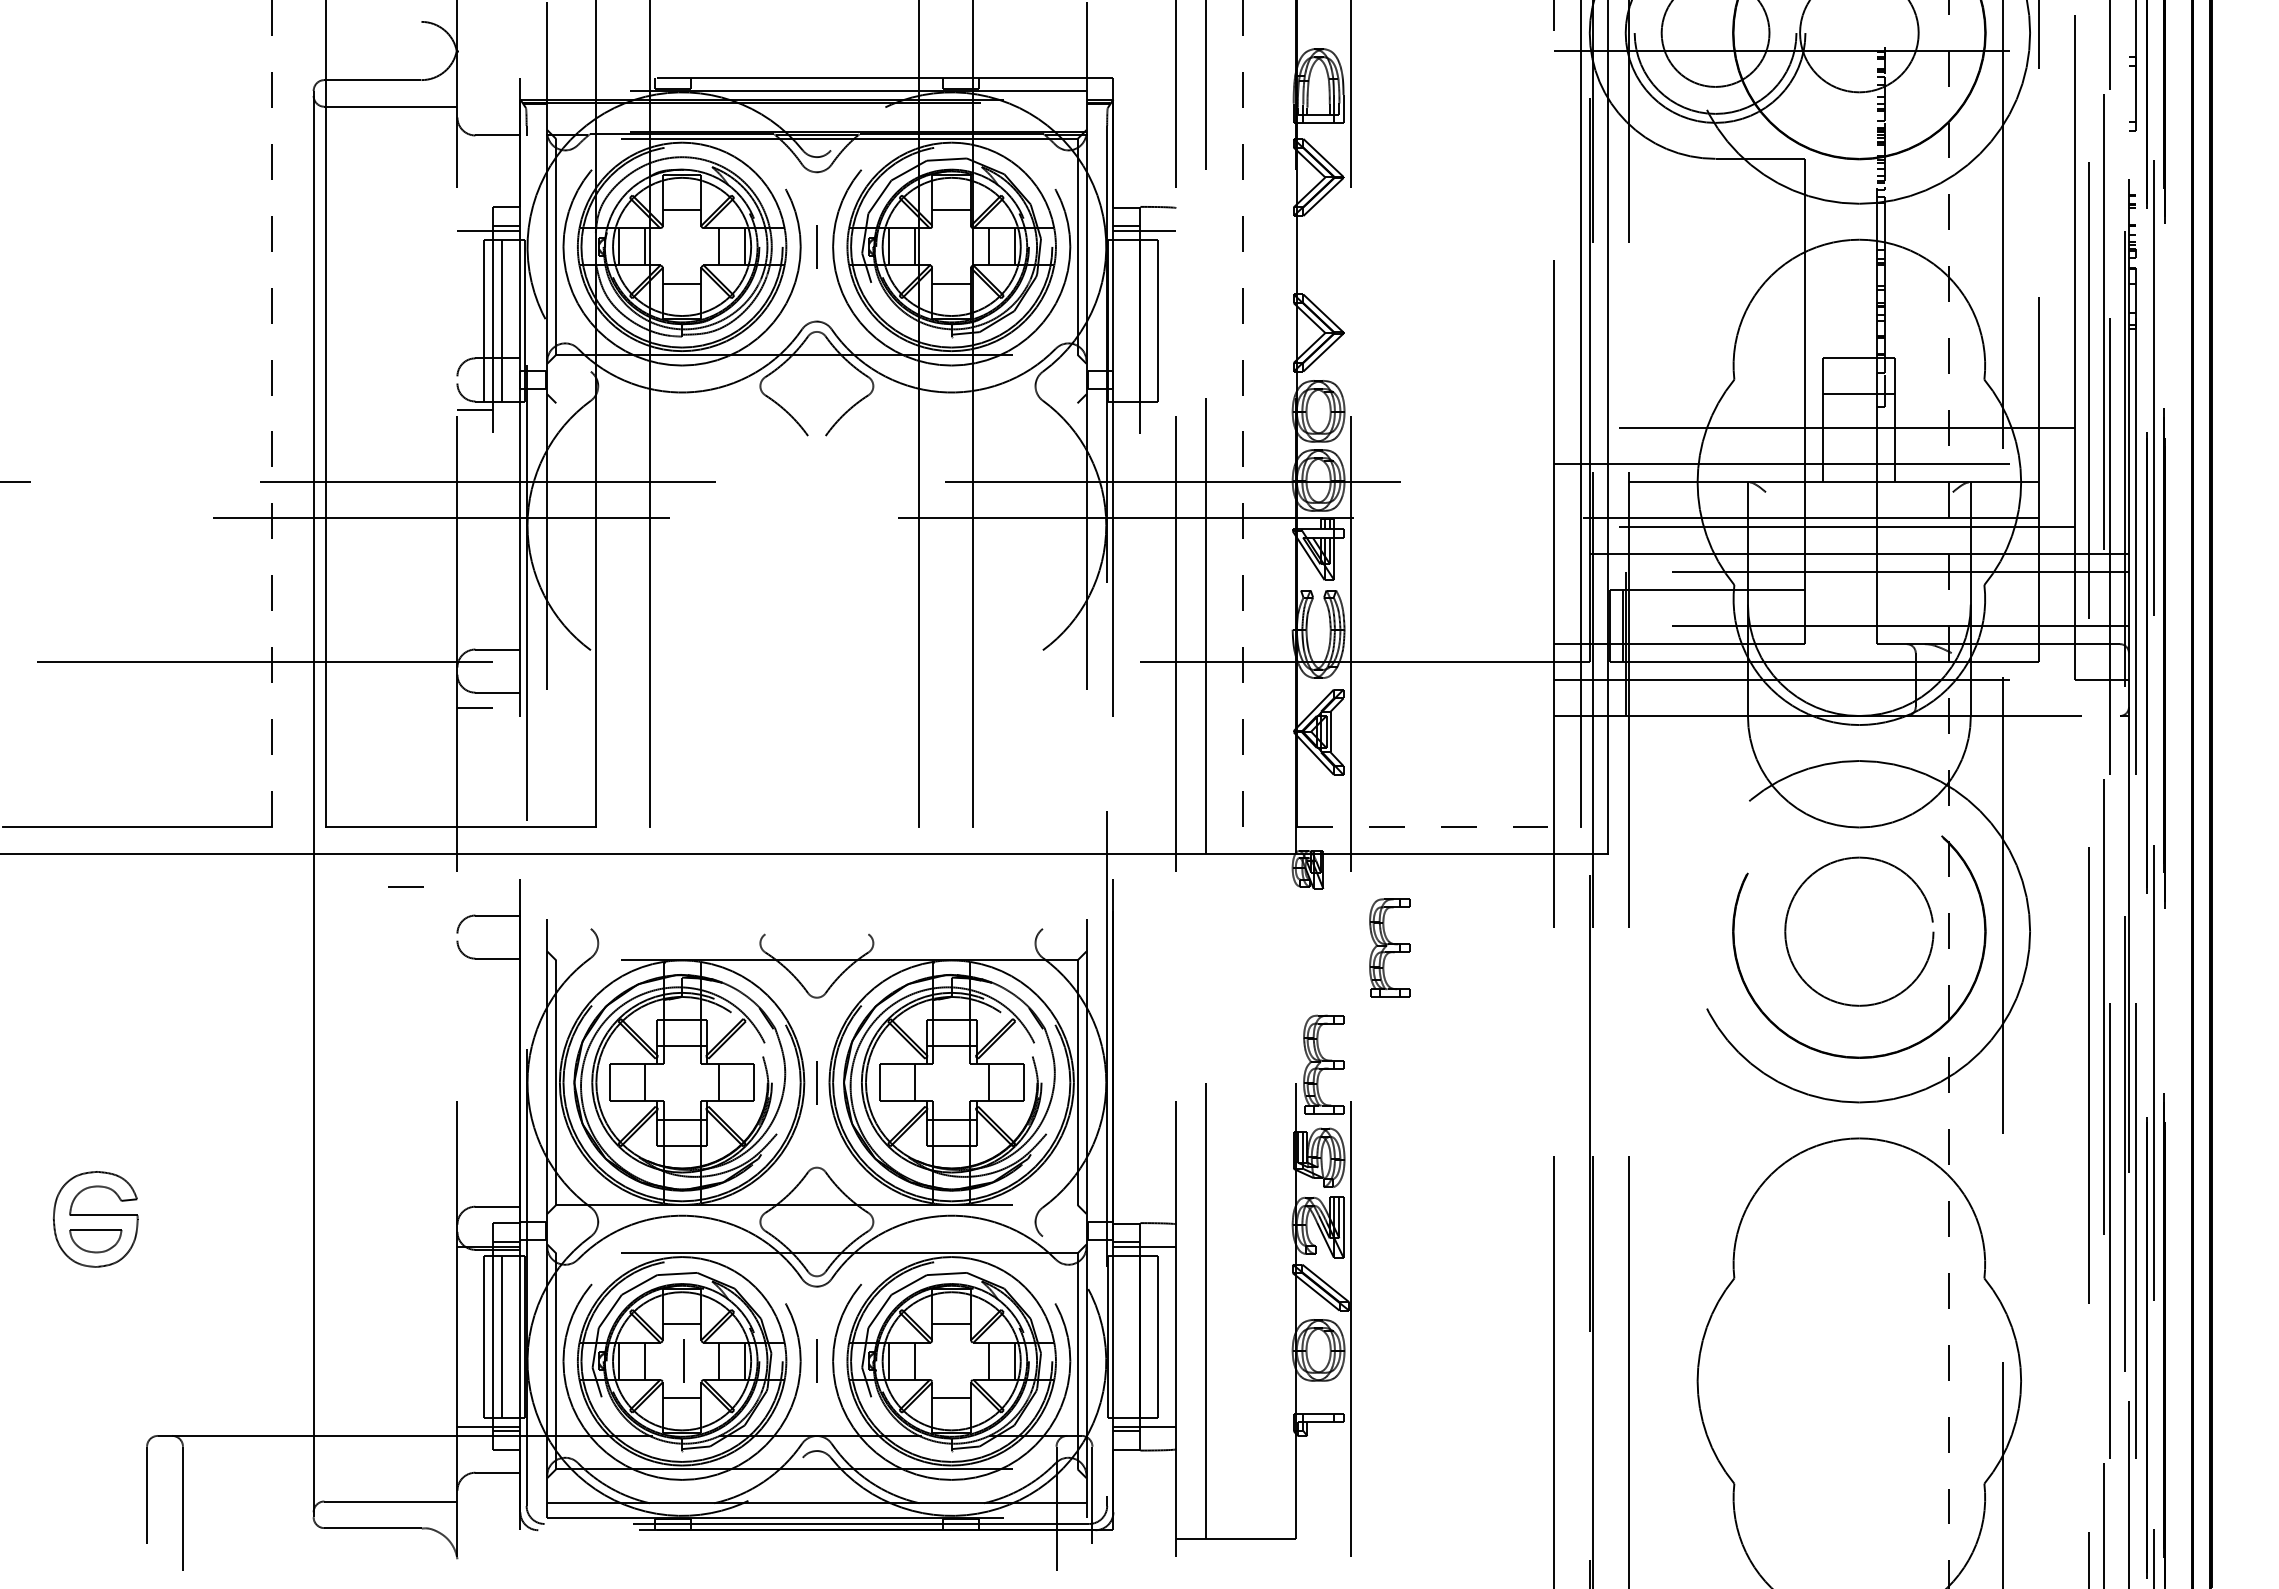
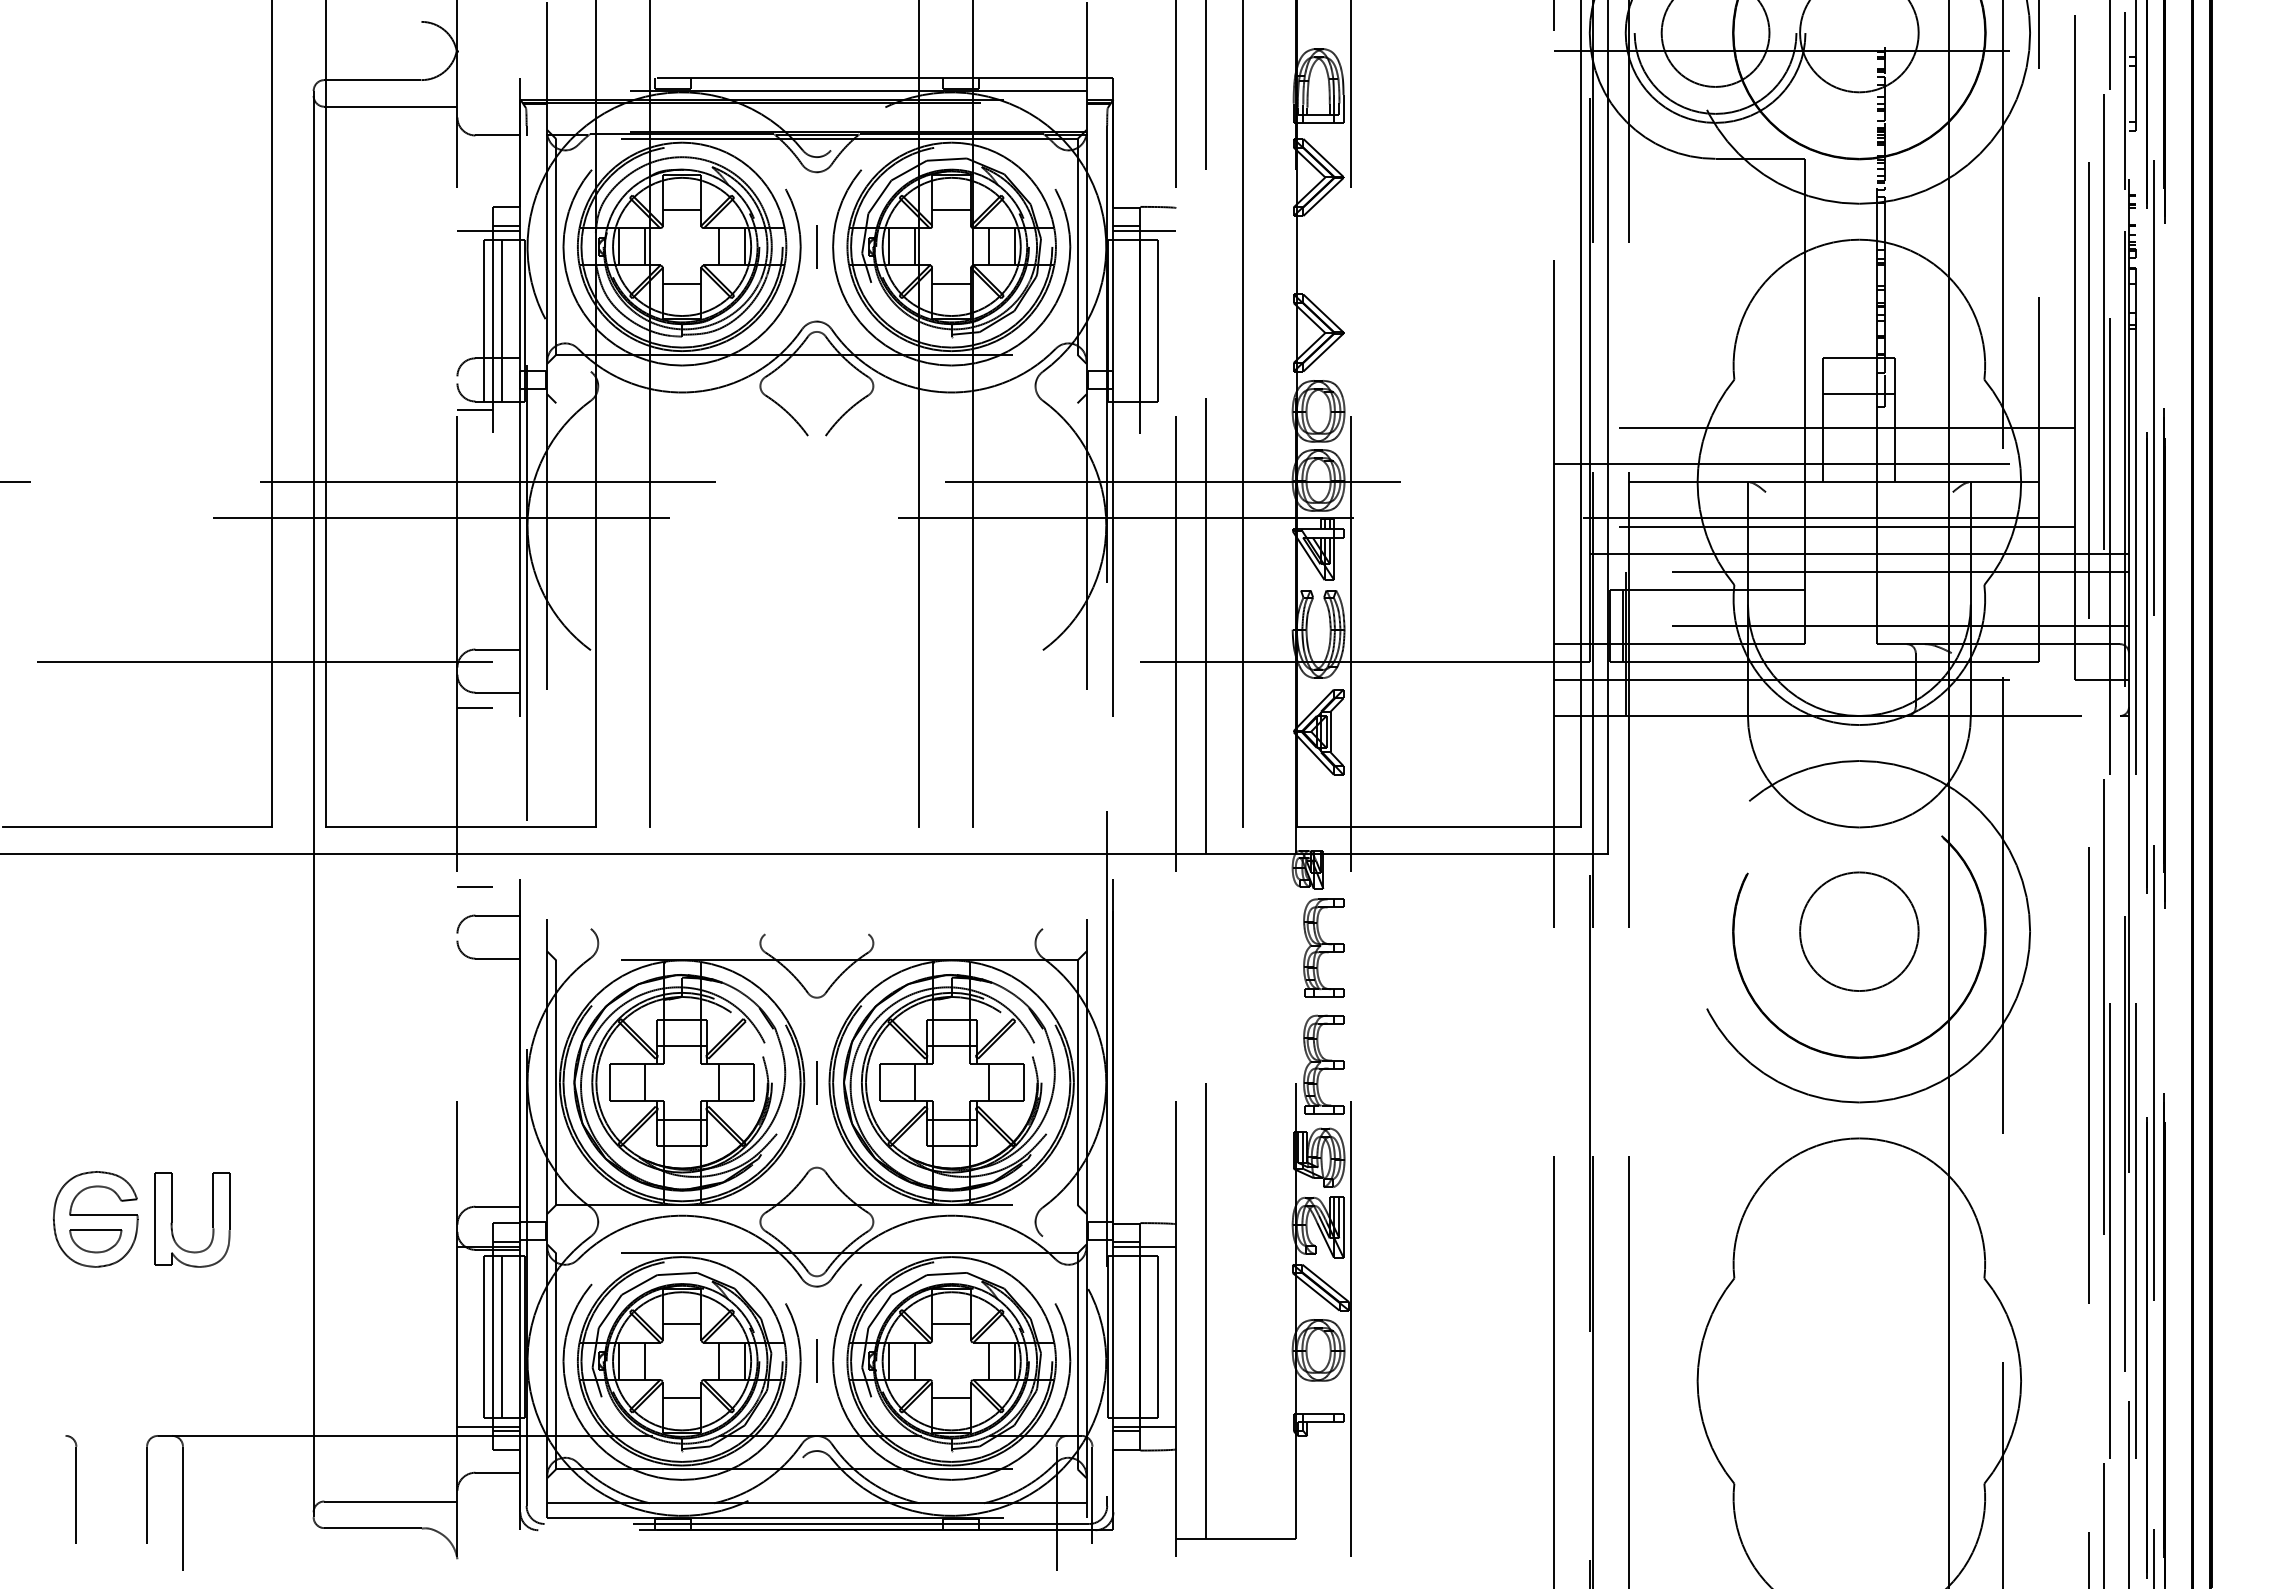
line: none -> present (2125, 100)
line: dashed -> solid (272, 413)
line: dashed -> solid (1242, 413)
line: dashed -> solid (1949, 794)
line: dashed -> solid (1438, 826)
line position: (405, 886) -> (474, 886) (474, 886)
circle diameter: 148 px -> 119 px (1859, 931)
part position: (1389, 947) -> (1323, 947) (1323, 947)
part: none -> present (172, 1219)
line: present -> none (683, 1360)
part: none -> present (71, 1489)
